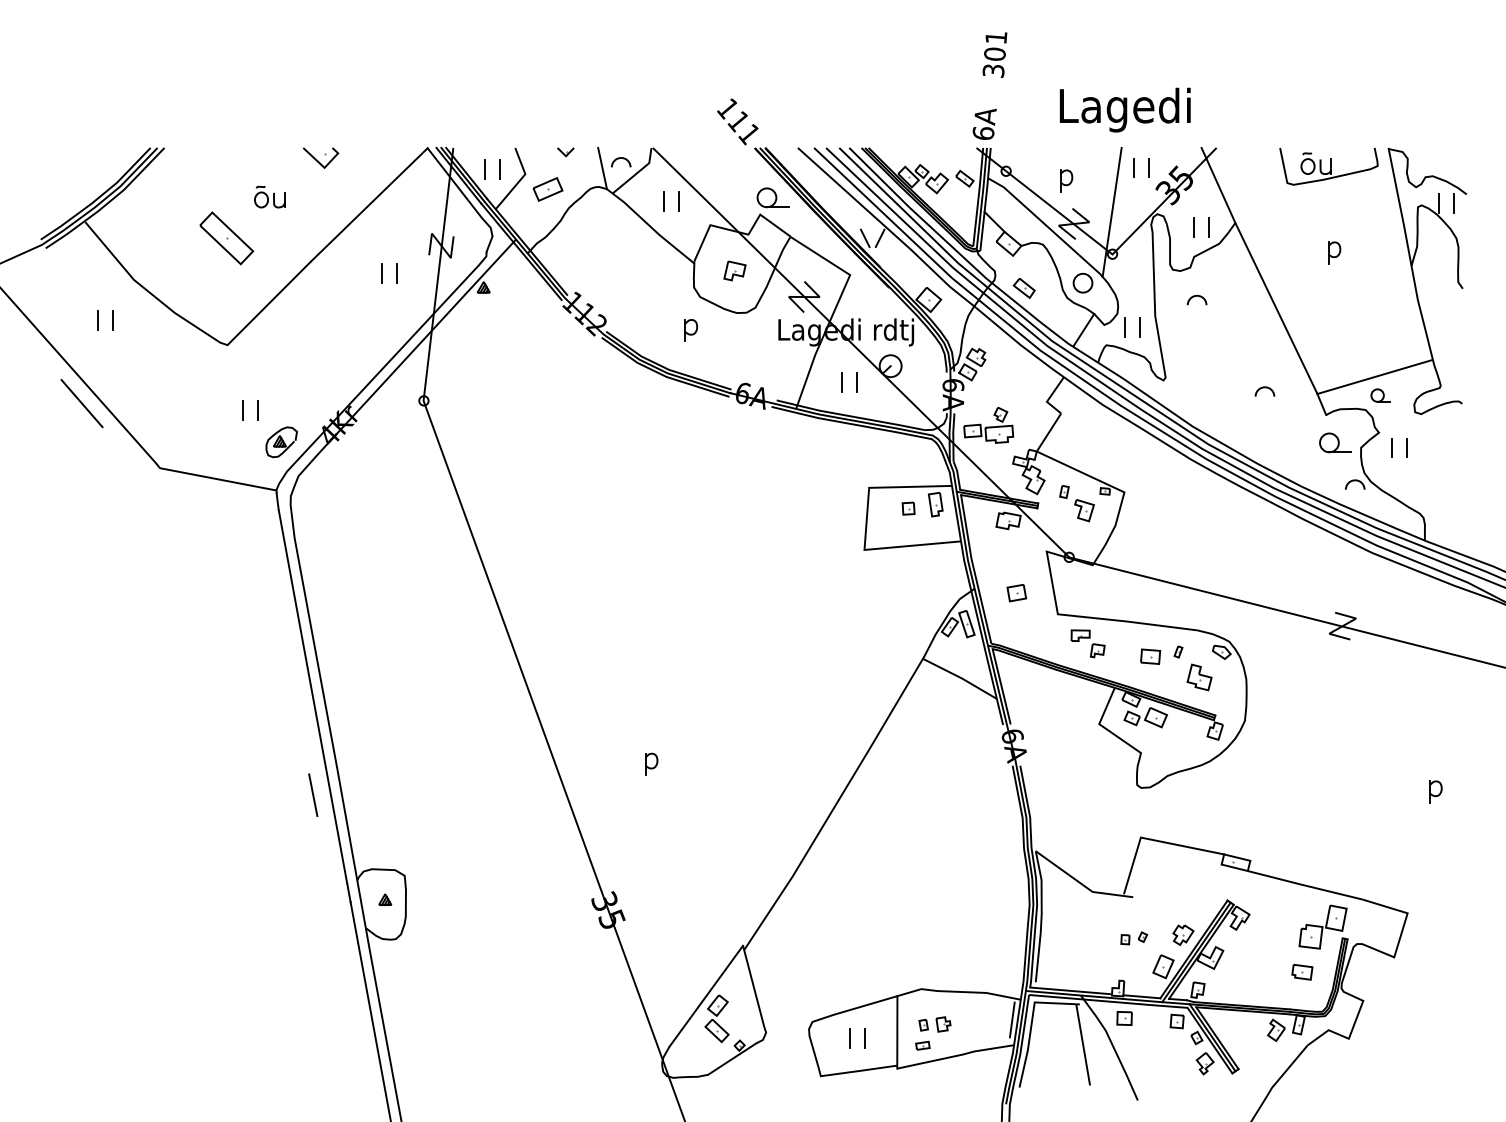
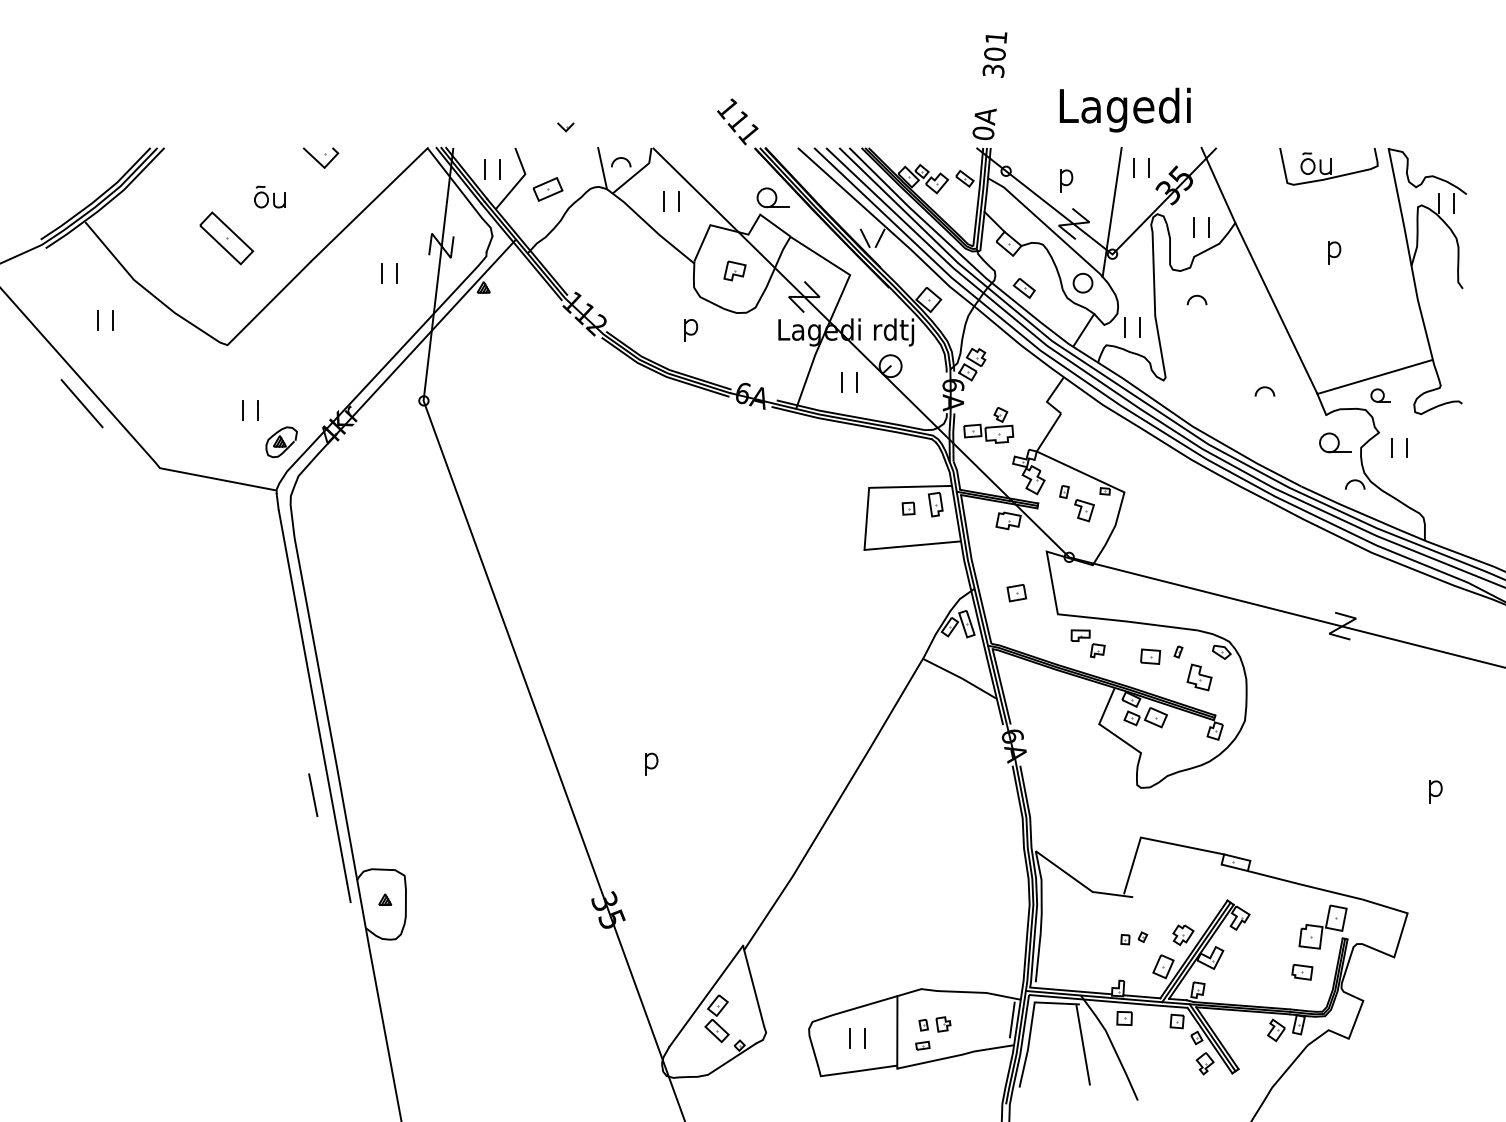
text: 6A -> 0A (983, 133)
part position: (565, 152) -> (565, 127) (565, 127)
line: present -> none (370, 1010)
